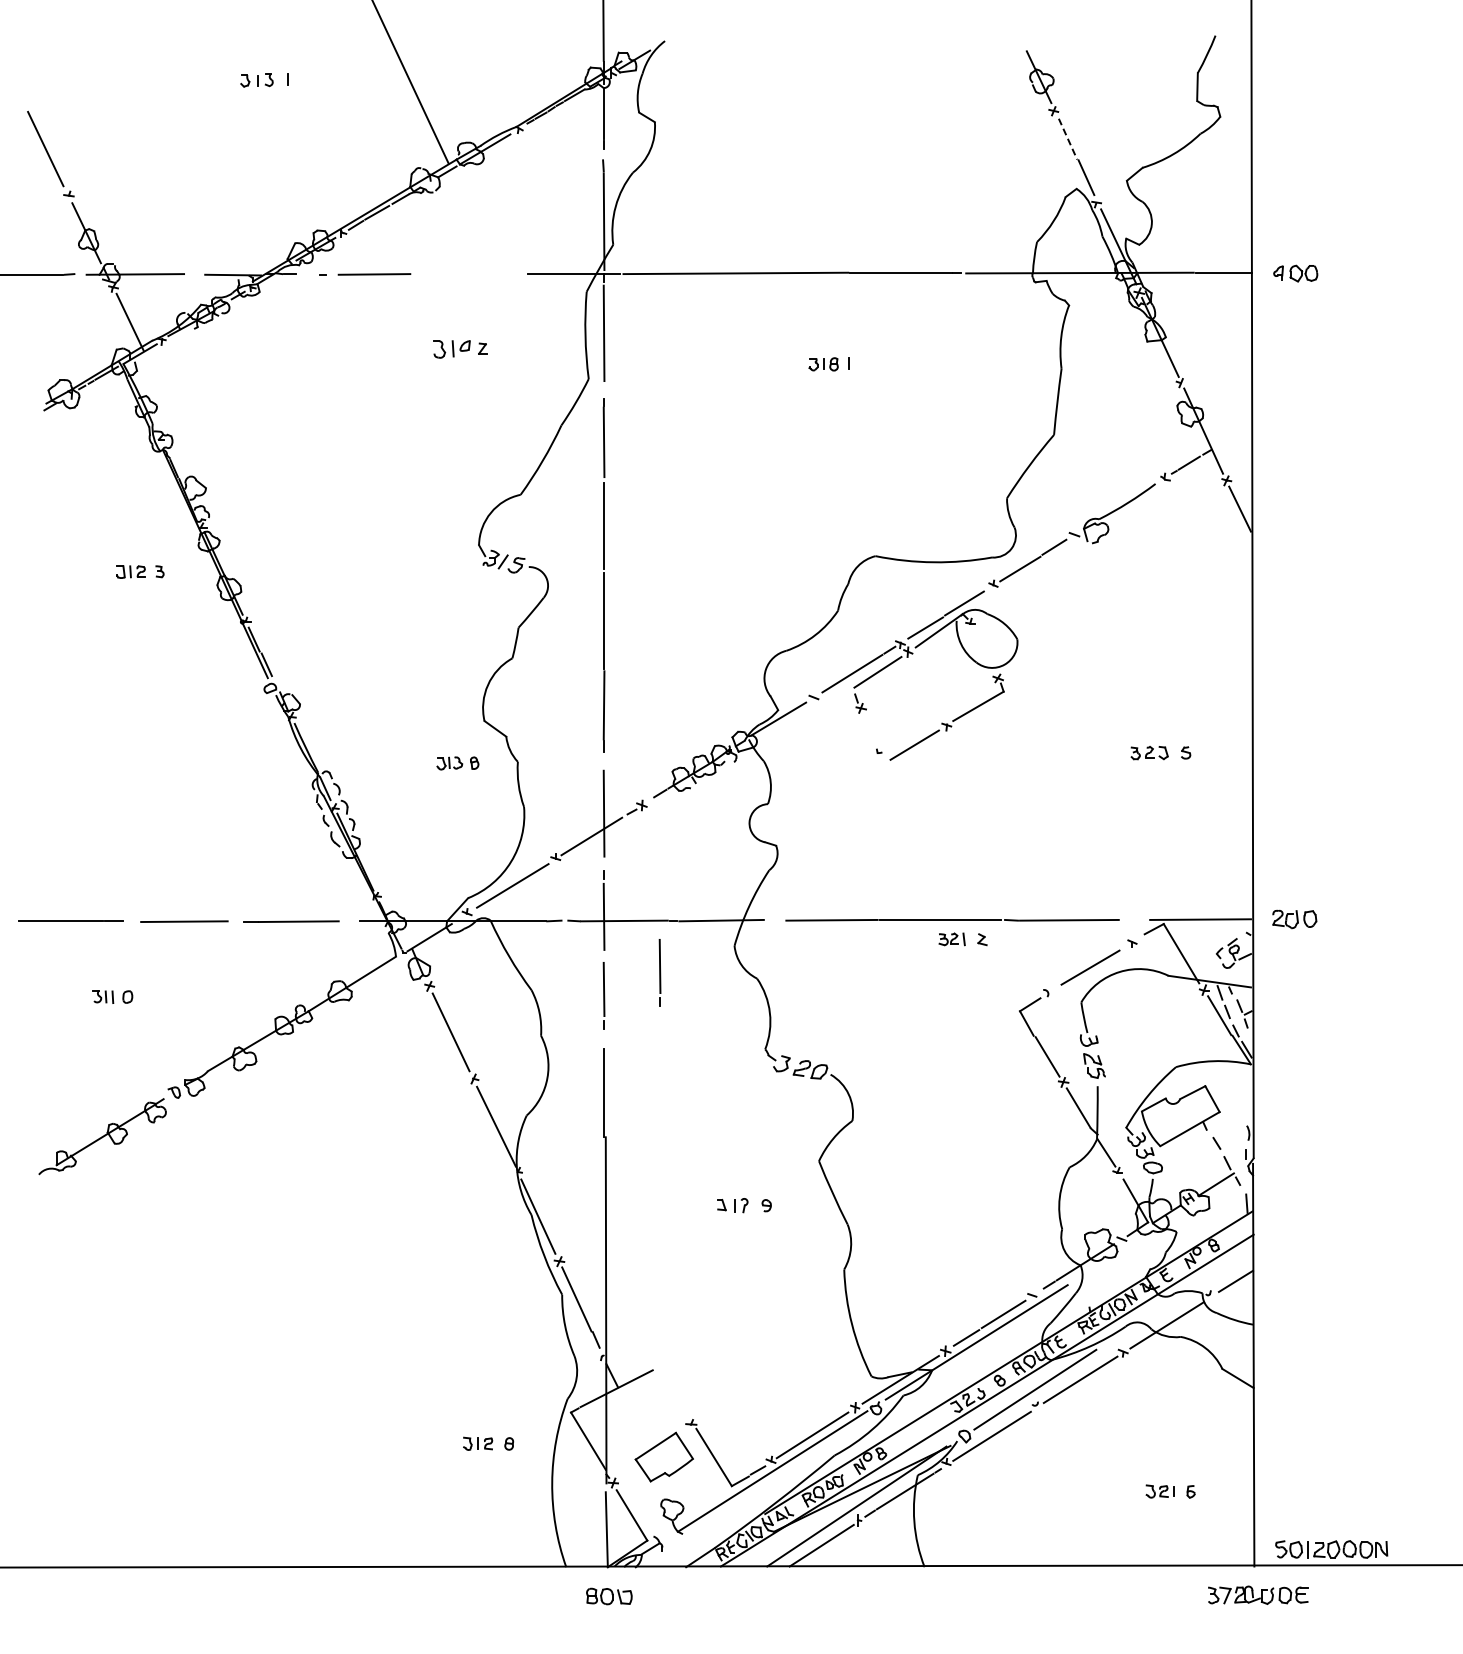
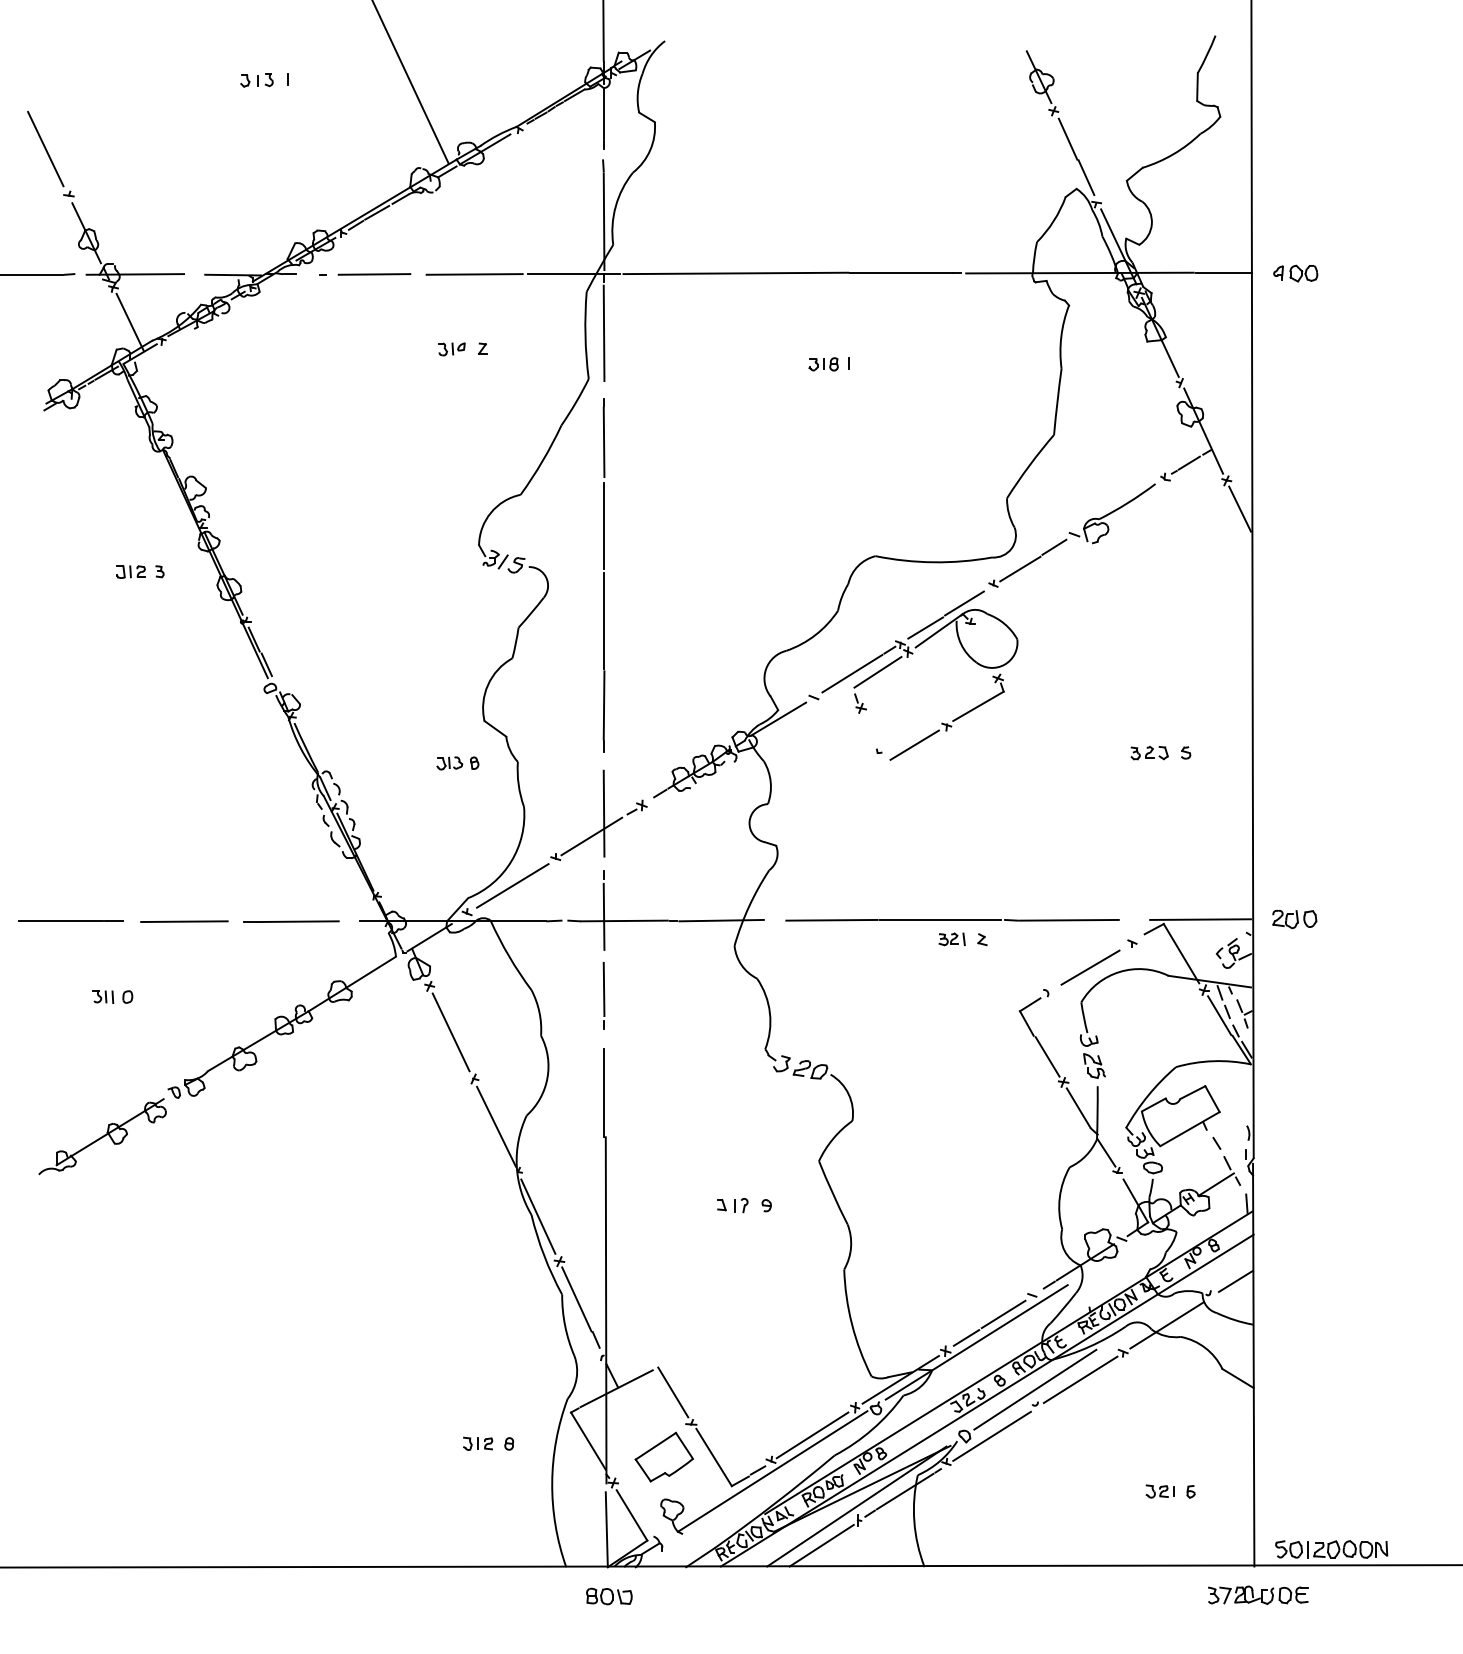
line: dashed -> solid (1068, 139)
line: none -> present (474, 274)
part size: 38x19 px -> 28x15 px (451, 349)
line: present -> none (659, 972)
line: none -> present (673, 1392)
